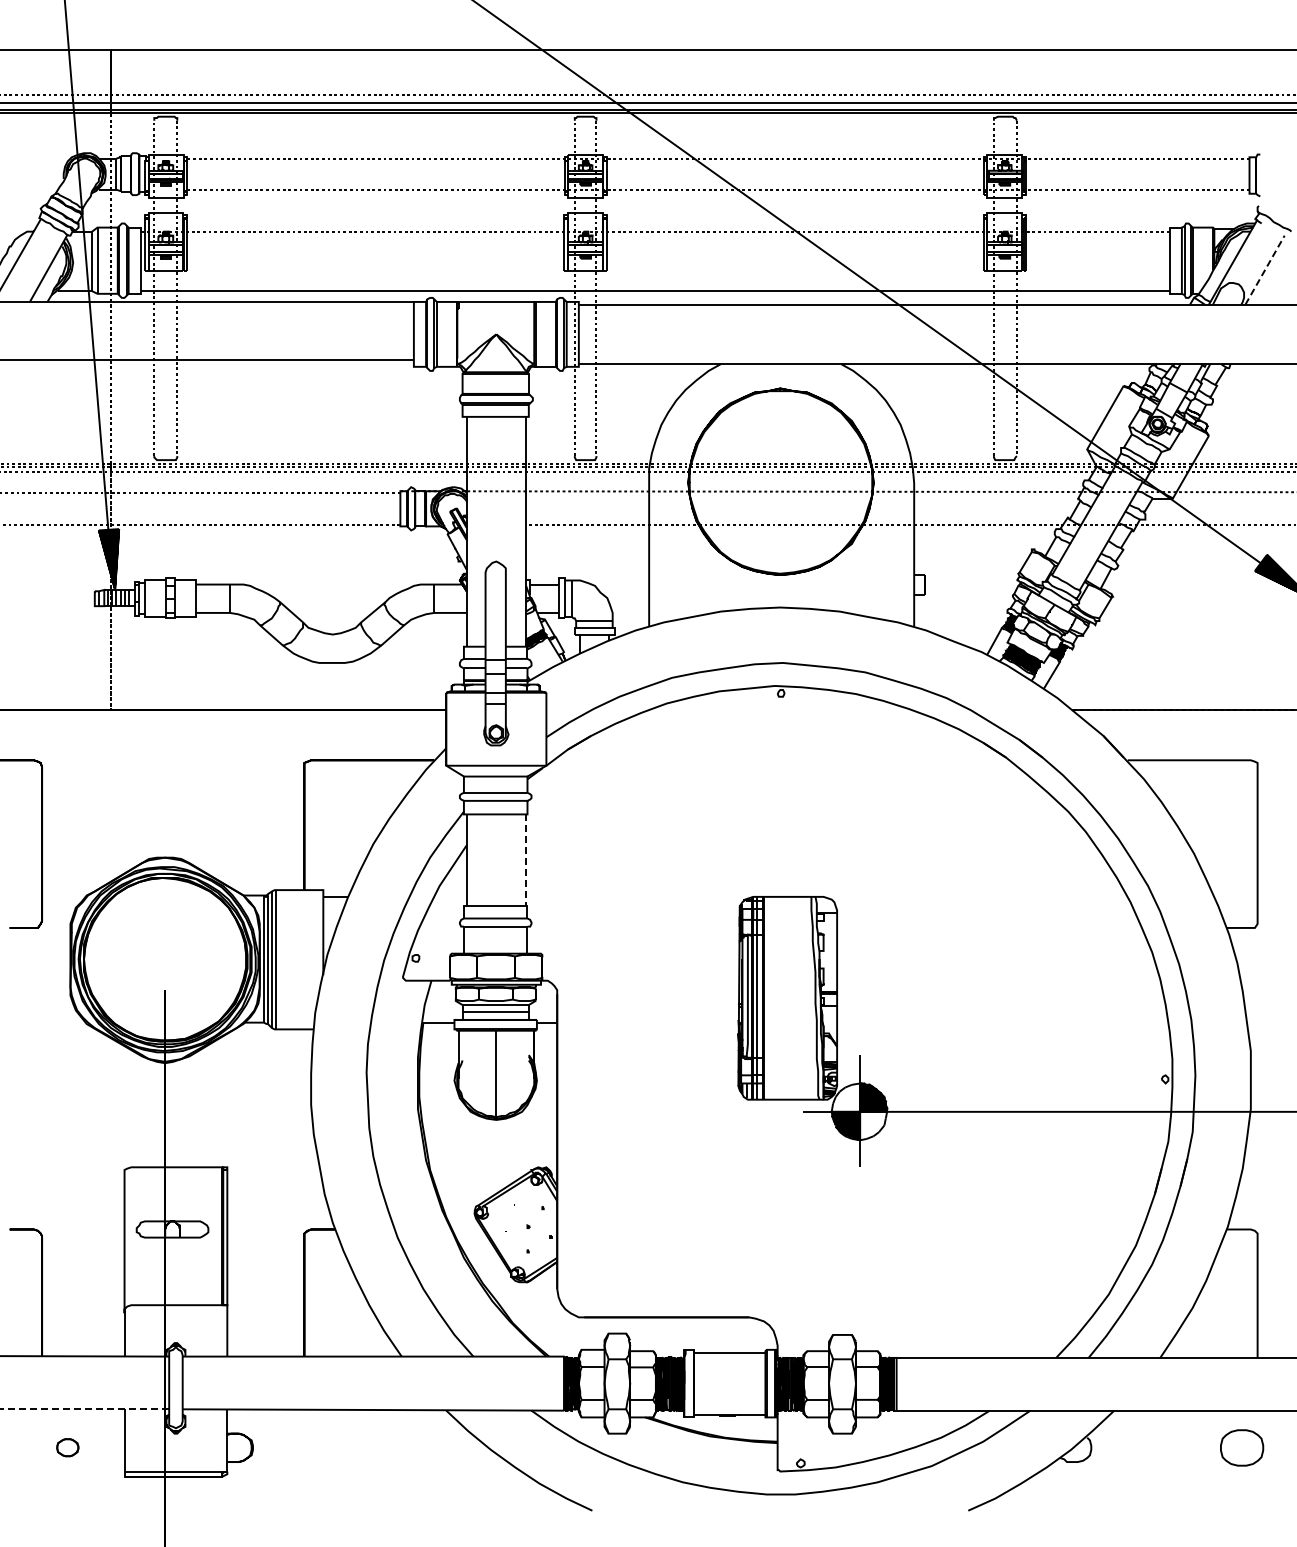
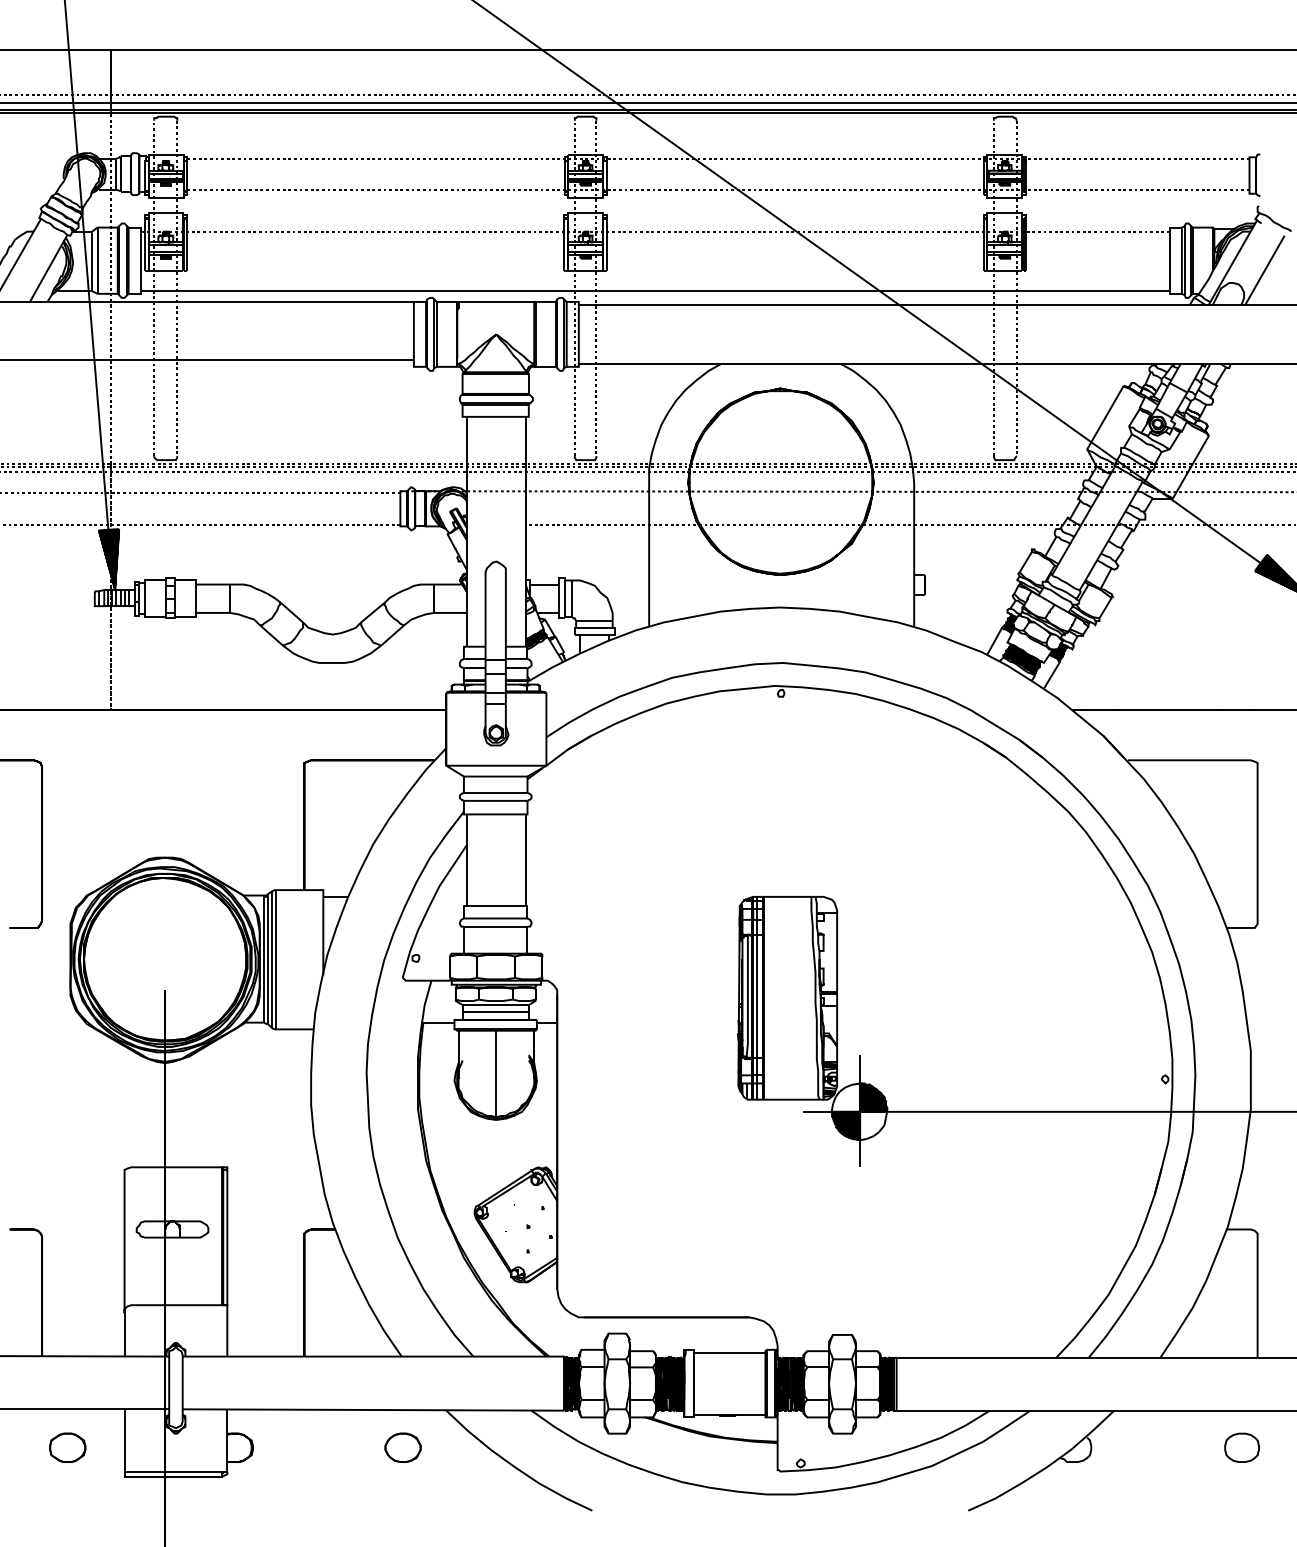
line: dashed -> solid (1265, 270)
line: dashed -> solid (526, 860)
line: dashed -> solid (84, 1409)
part size: 24x20 px -> 38x31 px (67, 1447)
part: none -> present (402, 1447)
part size: 45x38 px -> 36x31 px (1241, 1447)
